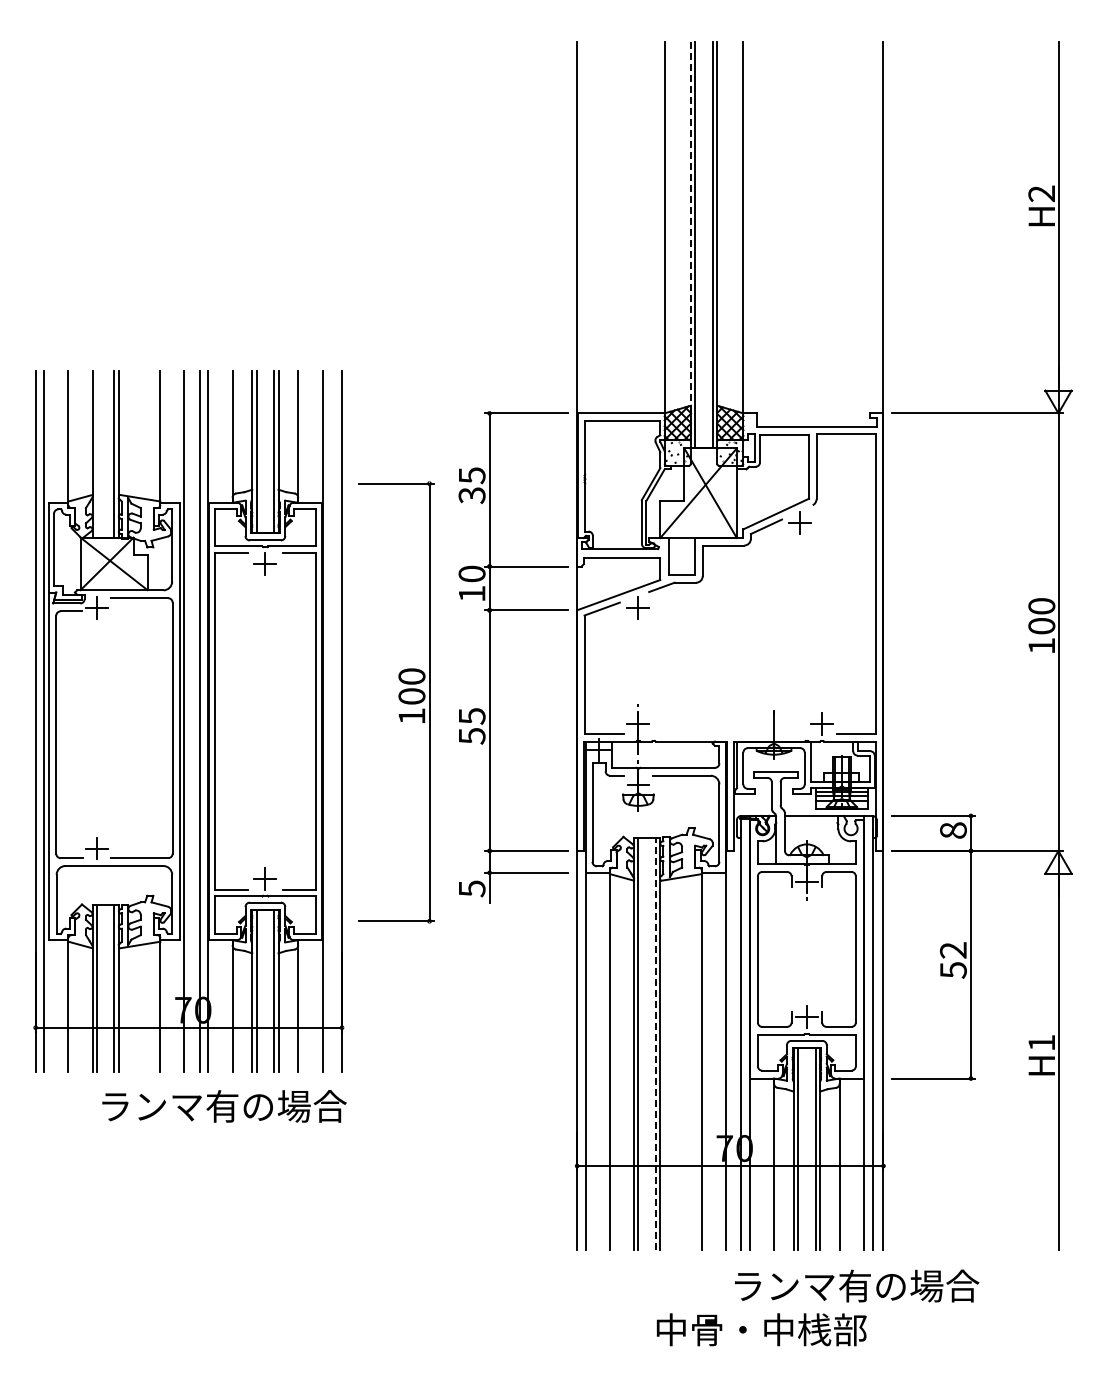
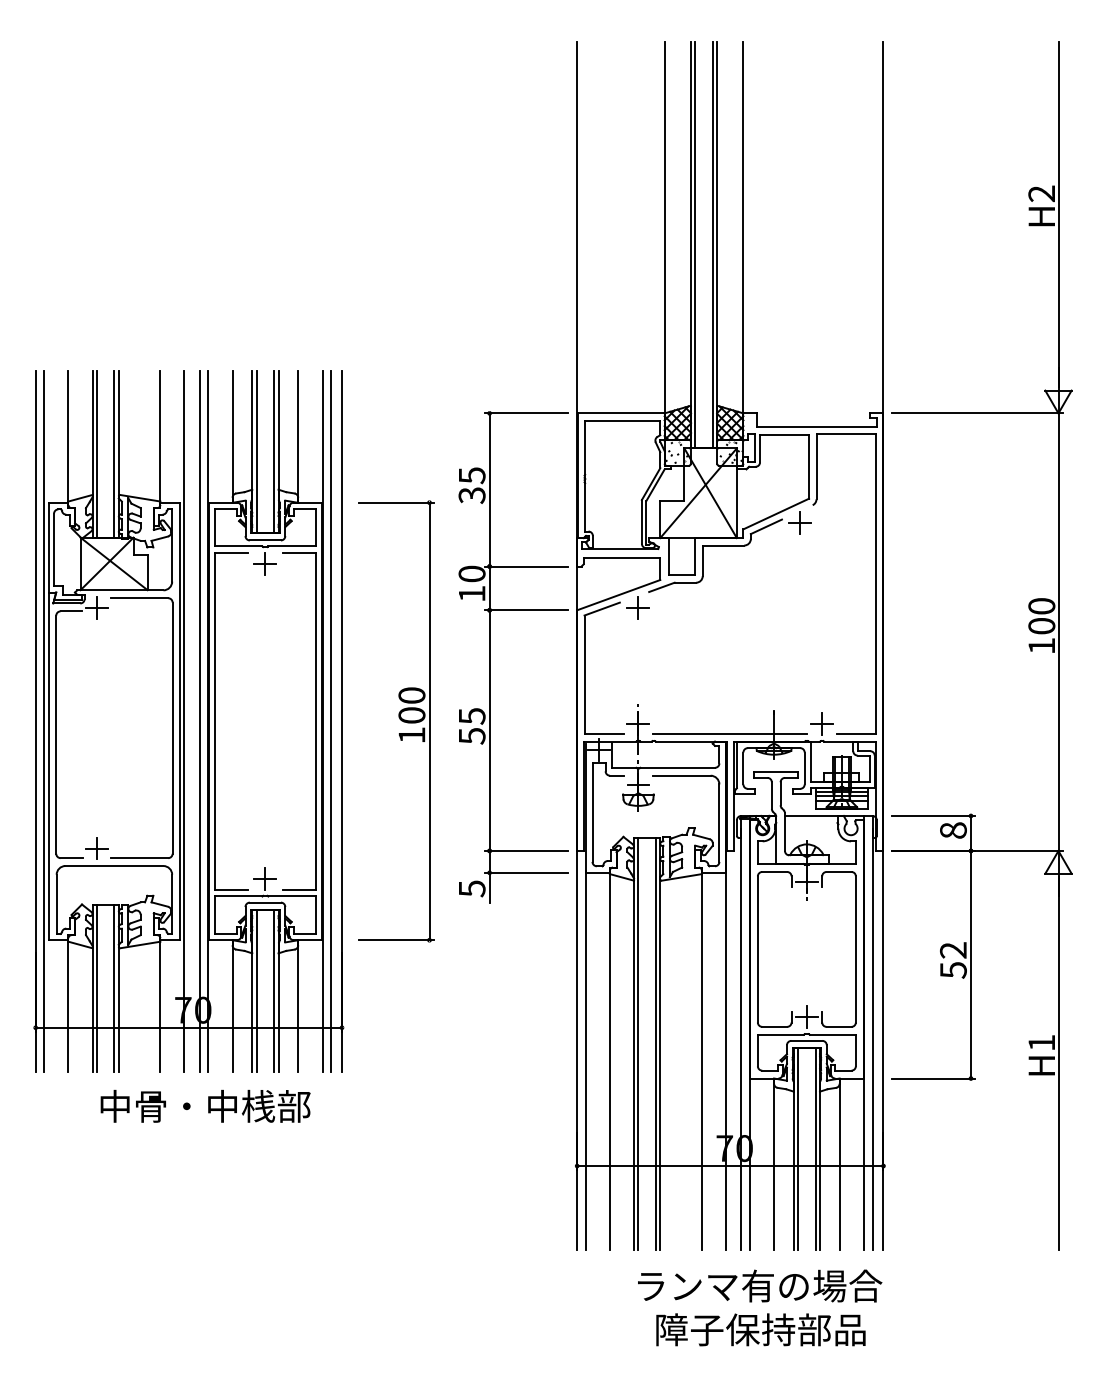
line: dashed -> solid (690, 245)
line: none -> present (96, 454)
part position: (396, 702) -> (396, 721) (396, 721)
line: none -> present (331, 721)
line: none -> present (730, 734)
line: dashed -> solid (655, 1043)
text: ランマ有の場合 -> 中骨・中桟部 (223, 1105)
text position: (857, 1285) -> (760, 1285) (760, 1285)
text: 中骨・中桟部 -> 障子保持部品 (761, 1329)
